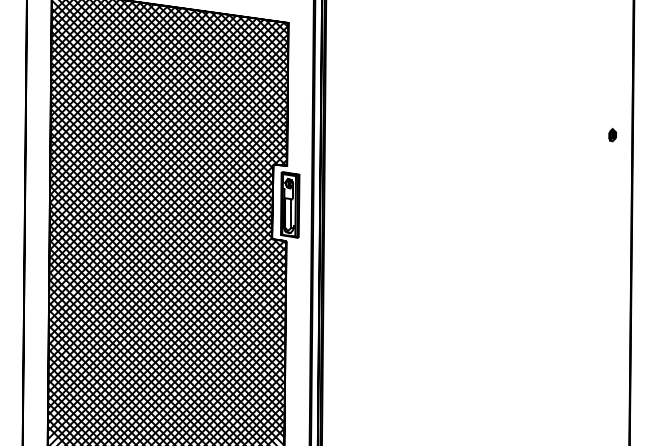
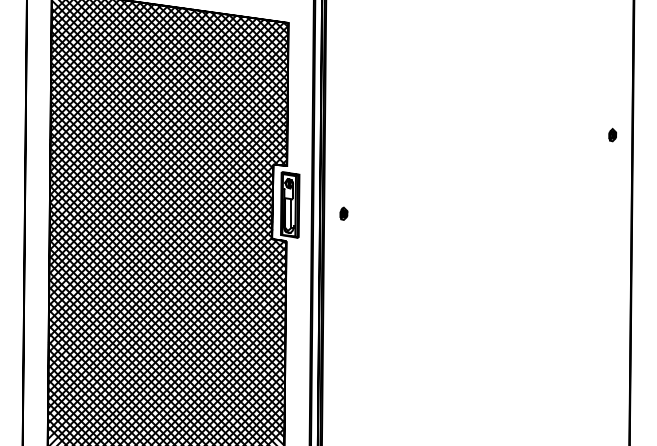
part: none -> present (343, 213)
